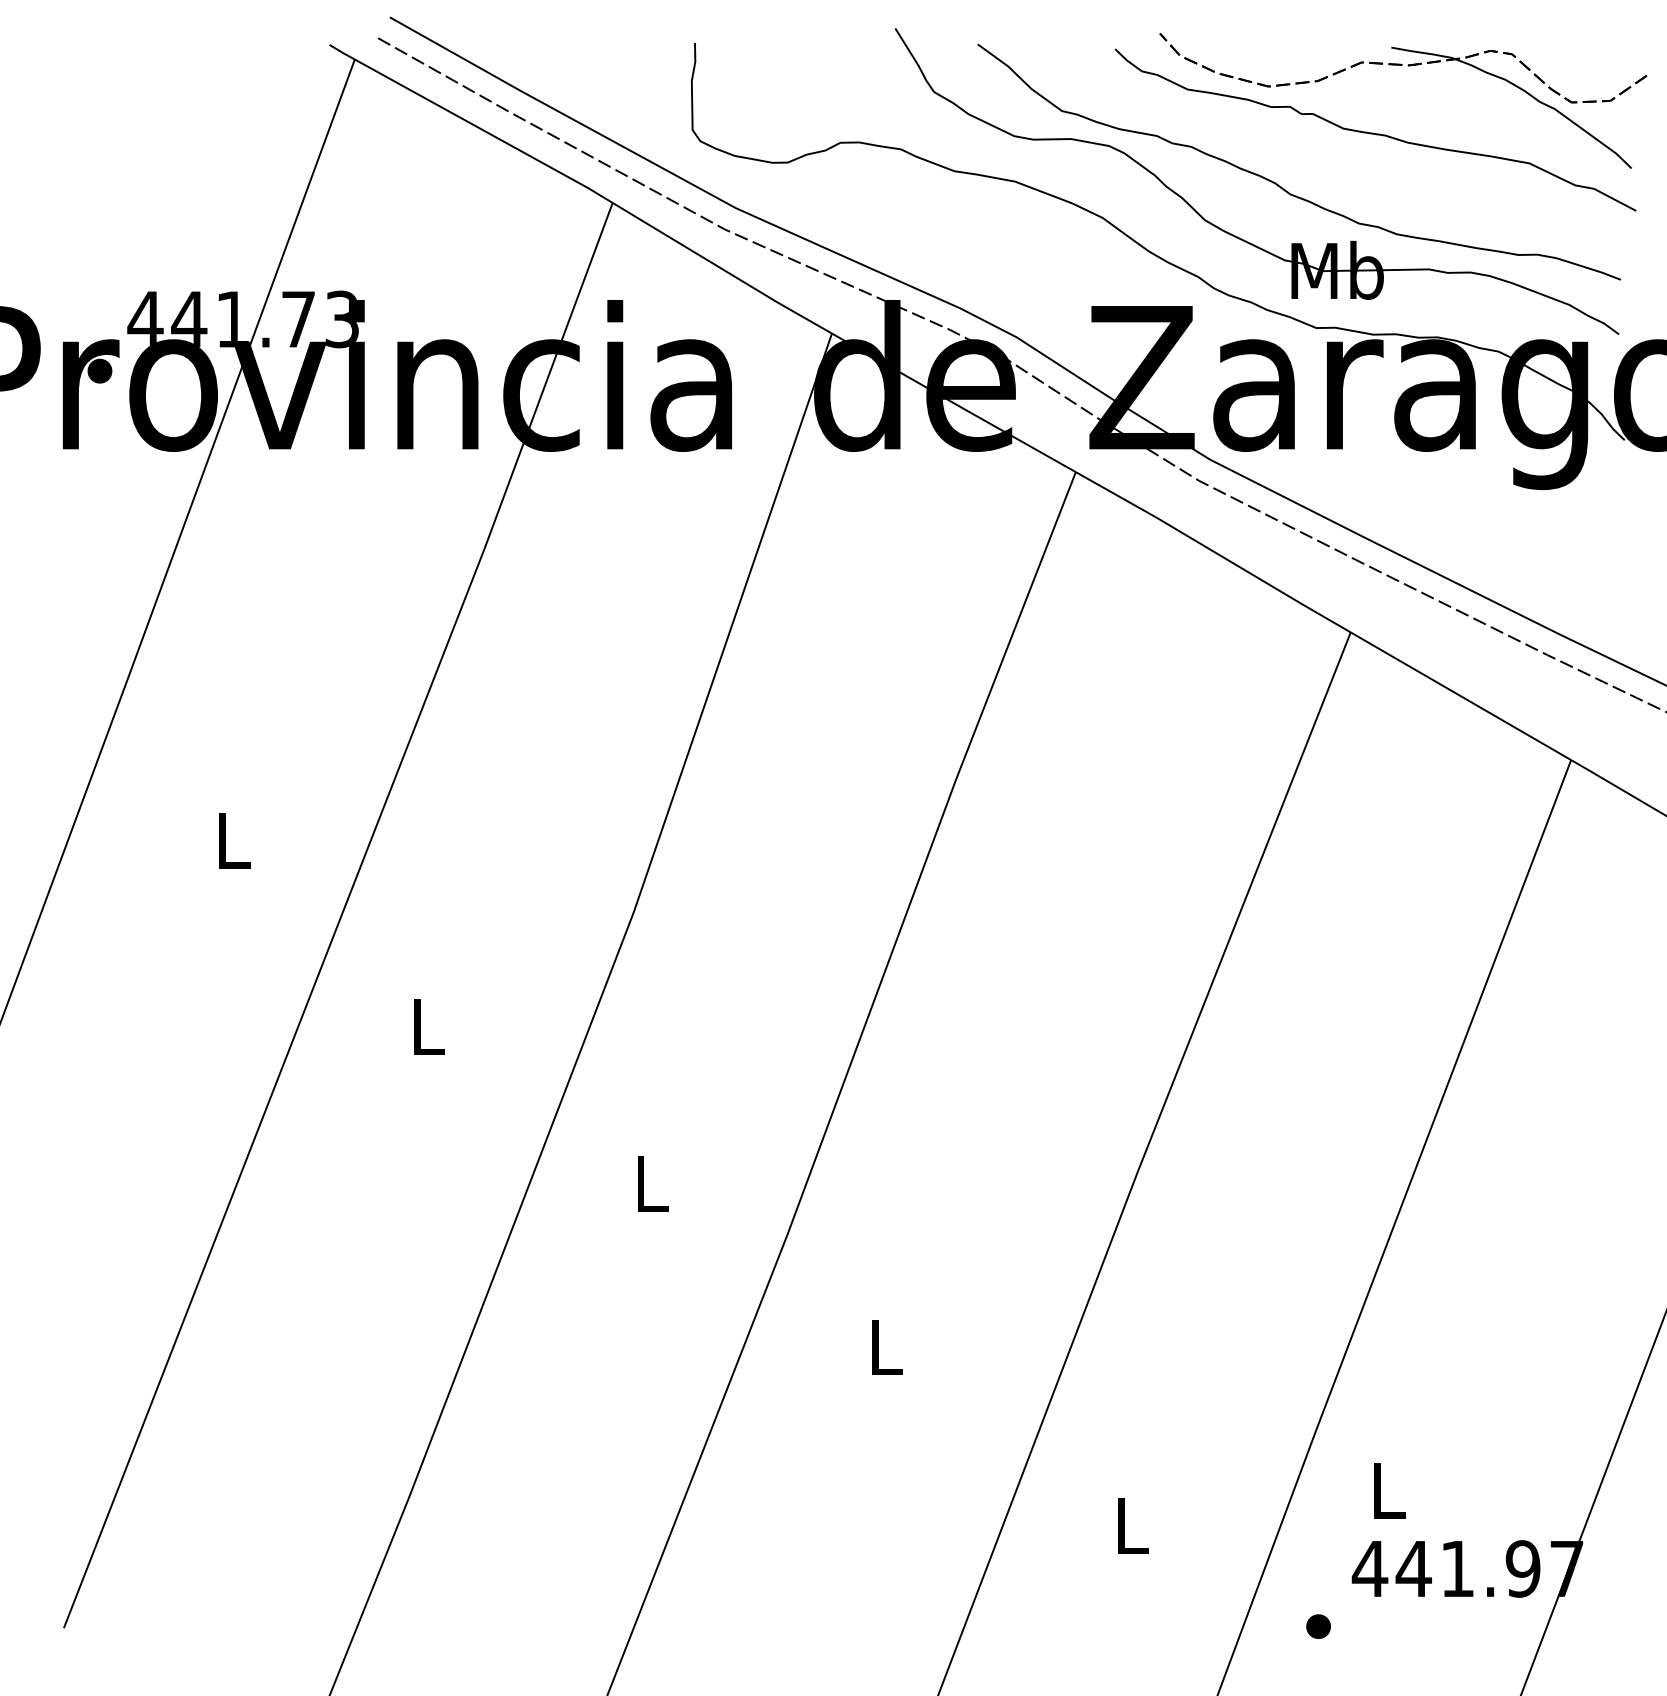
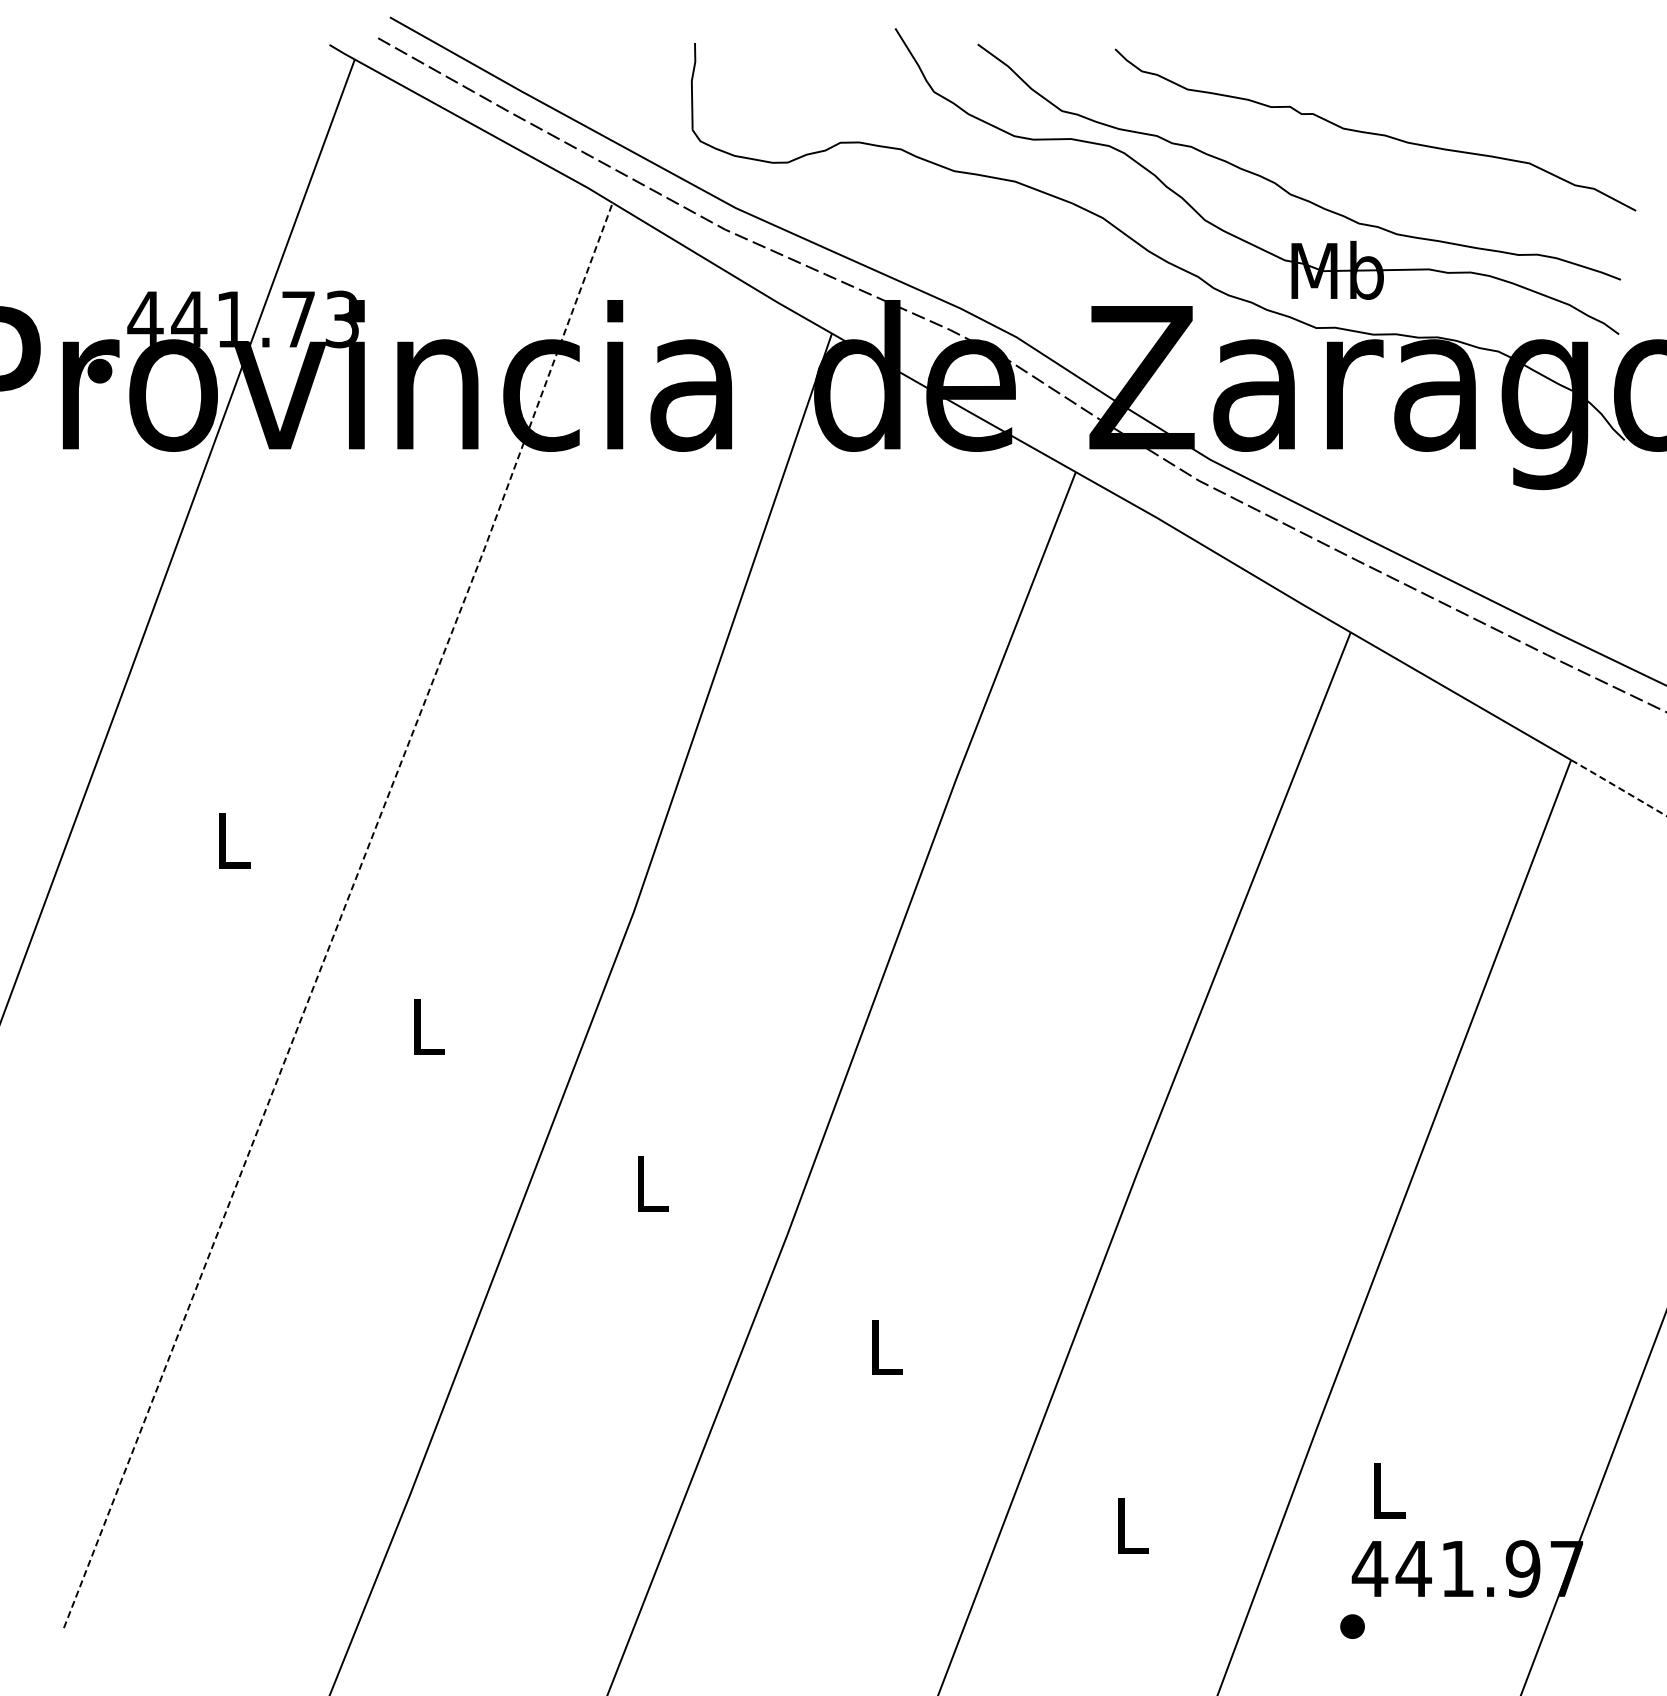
part: present -> none (1408, 66)
line: solid -> dashed (1618, 787)
line: solid -> dashed (341, 916)
part position: (1318, 1626) -> (1352, 1626) (1352, 1626)
